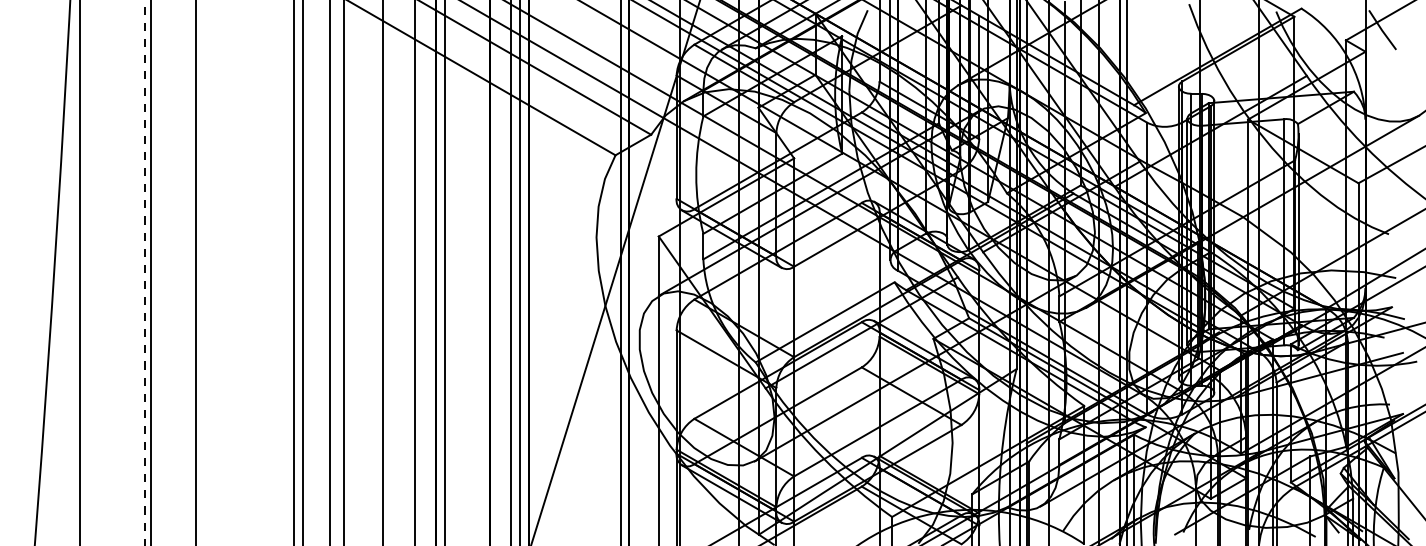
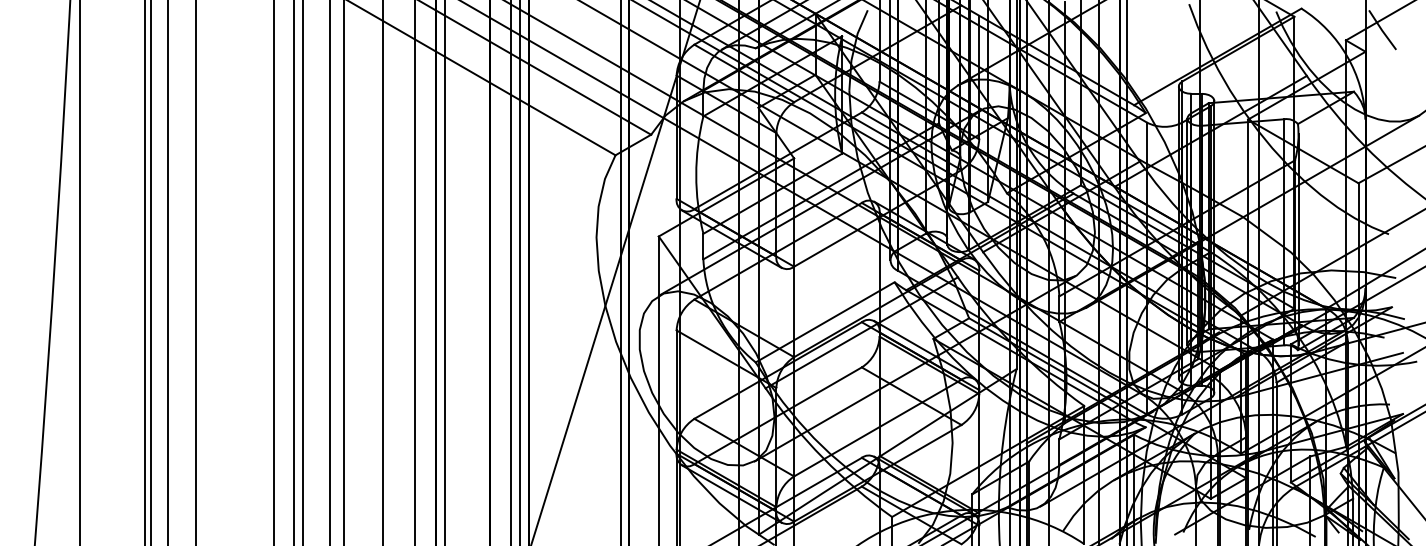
line: dashed -> solid (145, 272)
line: none -> present (167, 272)
line: none -> present (274, 272)
